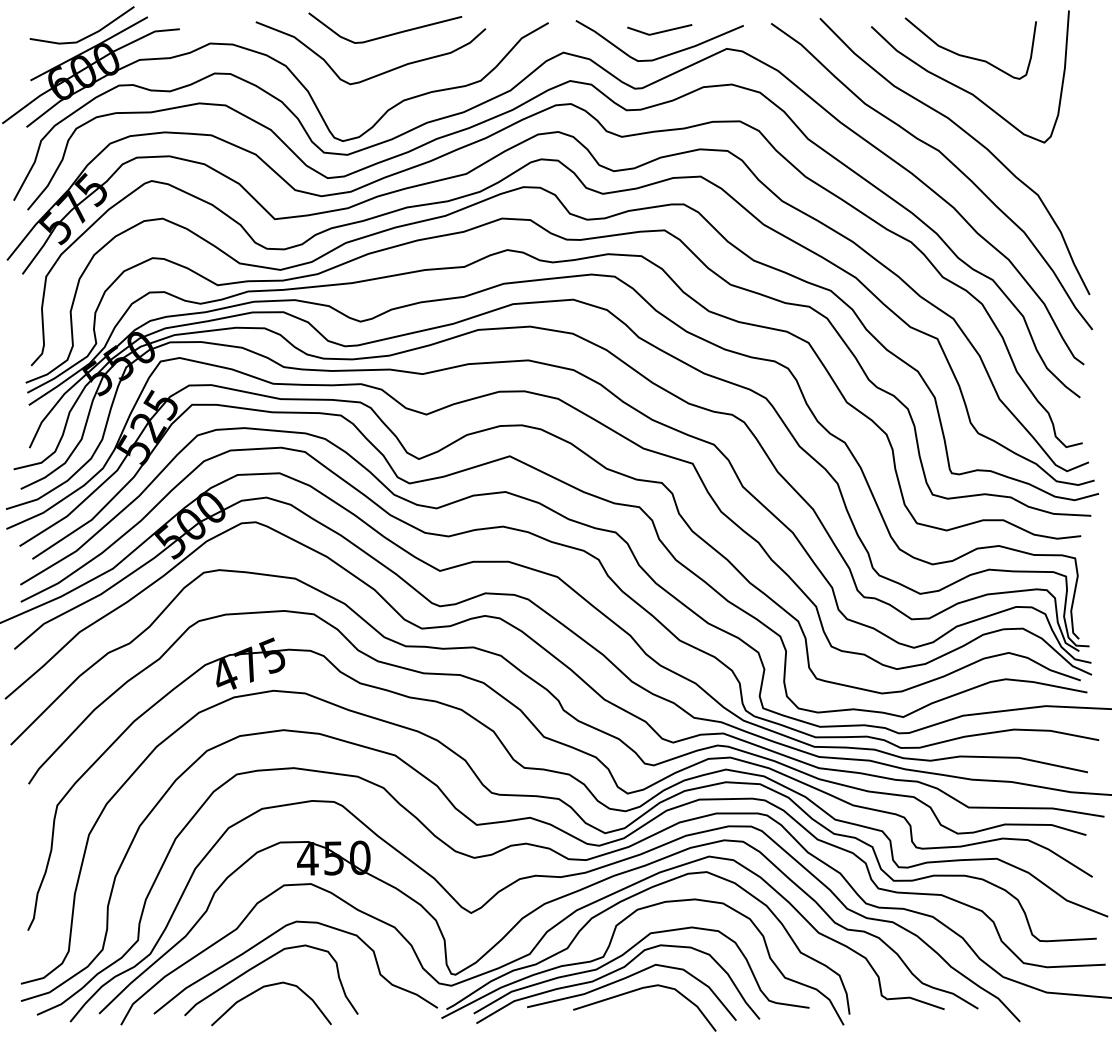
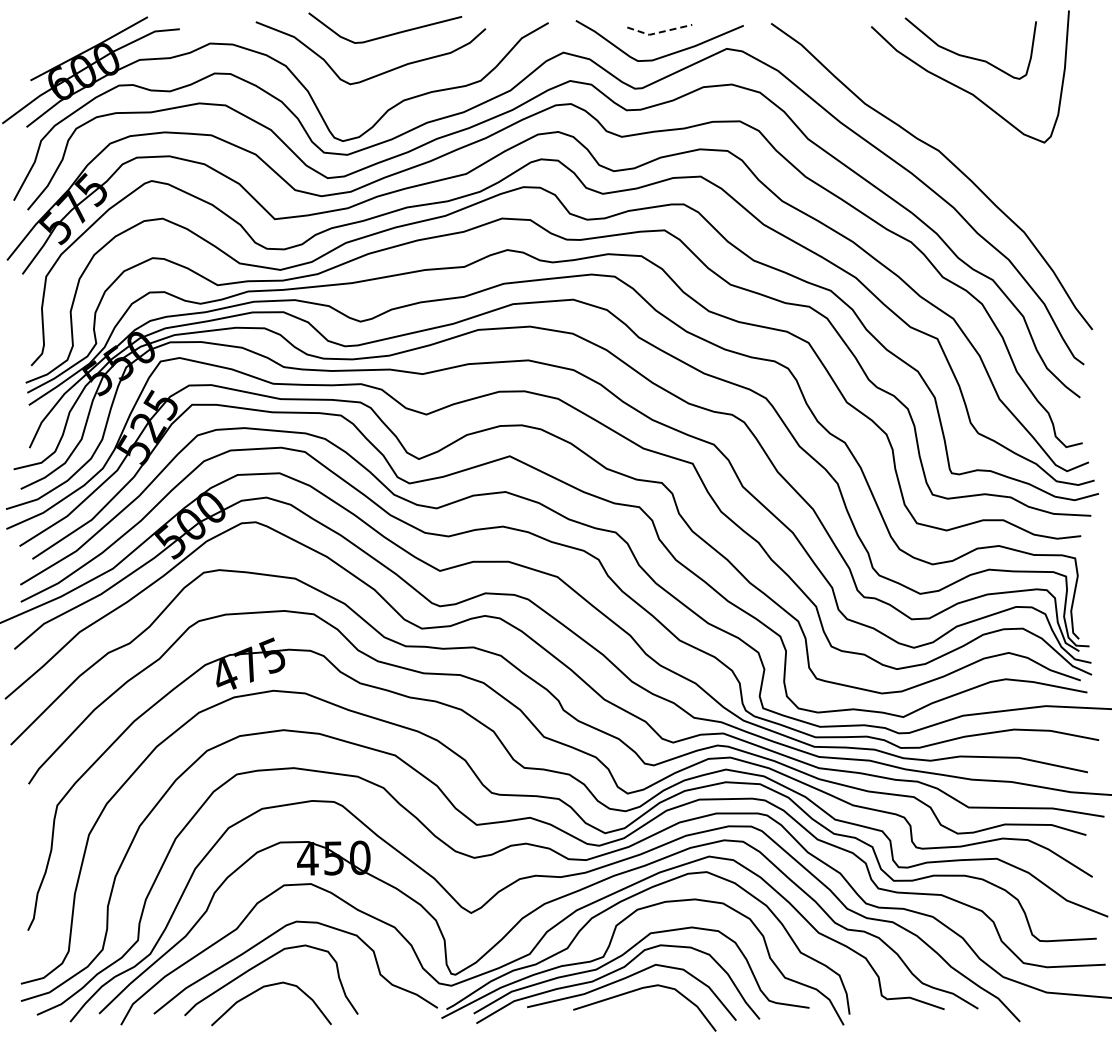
line: solid -> dashed (659, 32)
line: present -> none (87, 35)
curve: present -> none (970, 137)
